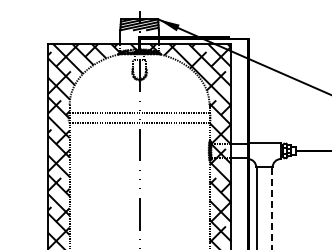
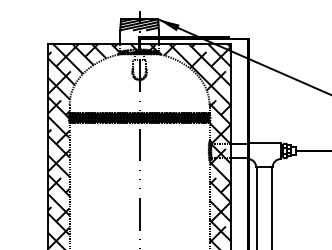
hatch: none -> present (139, 117)
line: dashed -> solid (271, 208)
